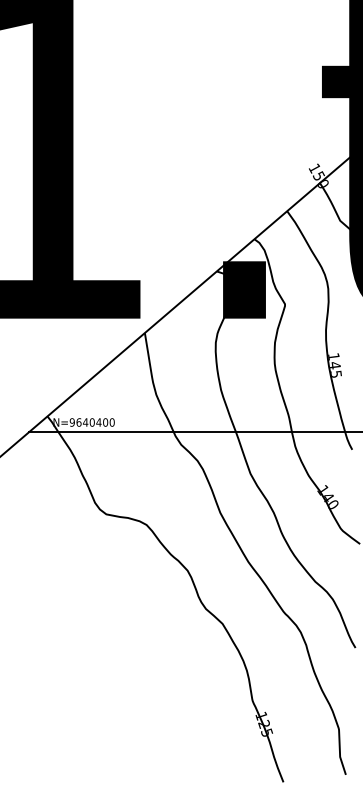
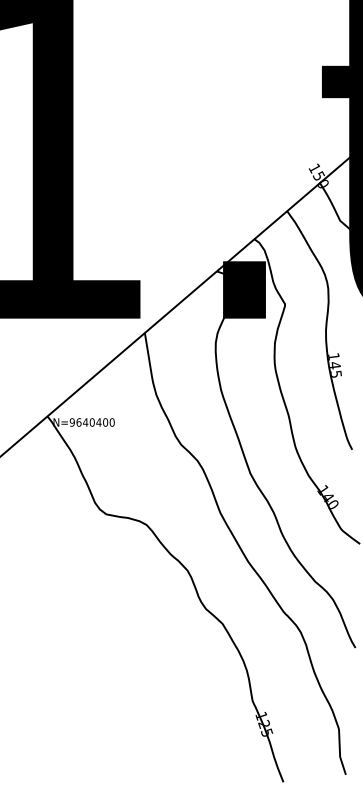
line: present -> none (193, 432)
